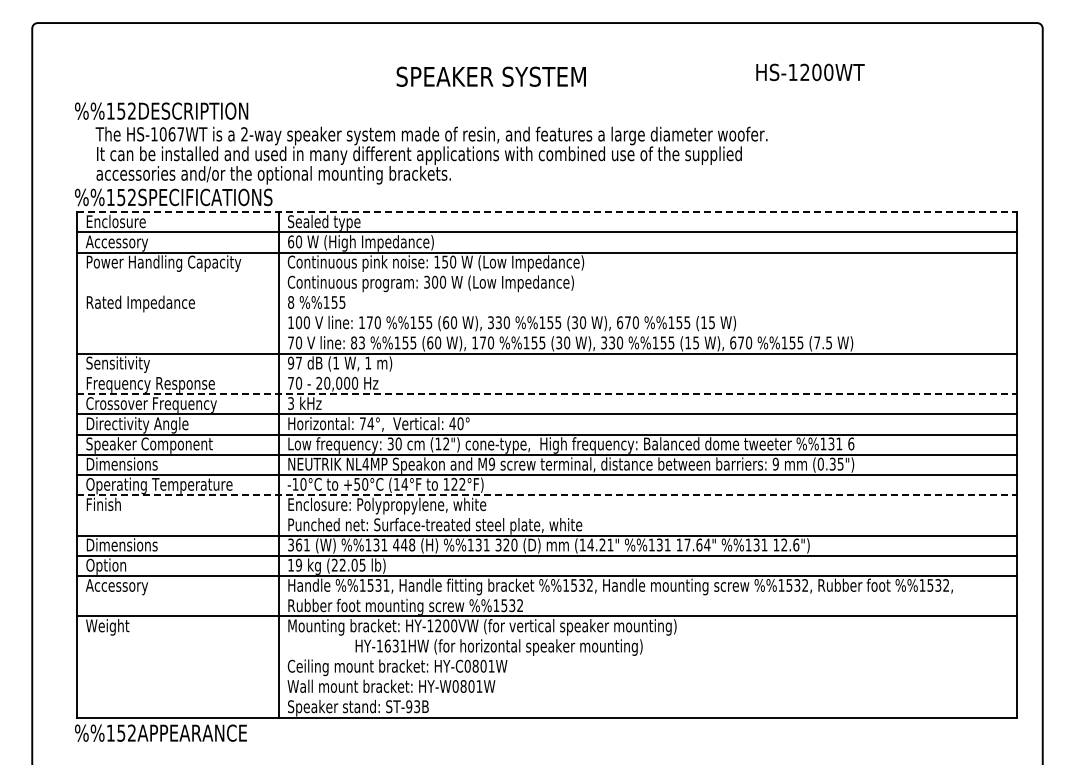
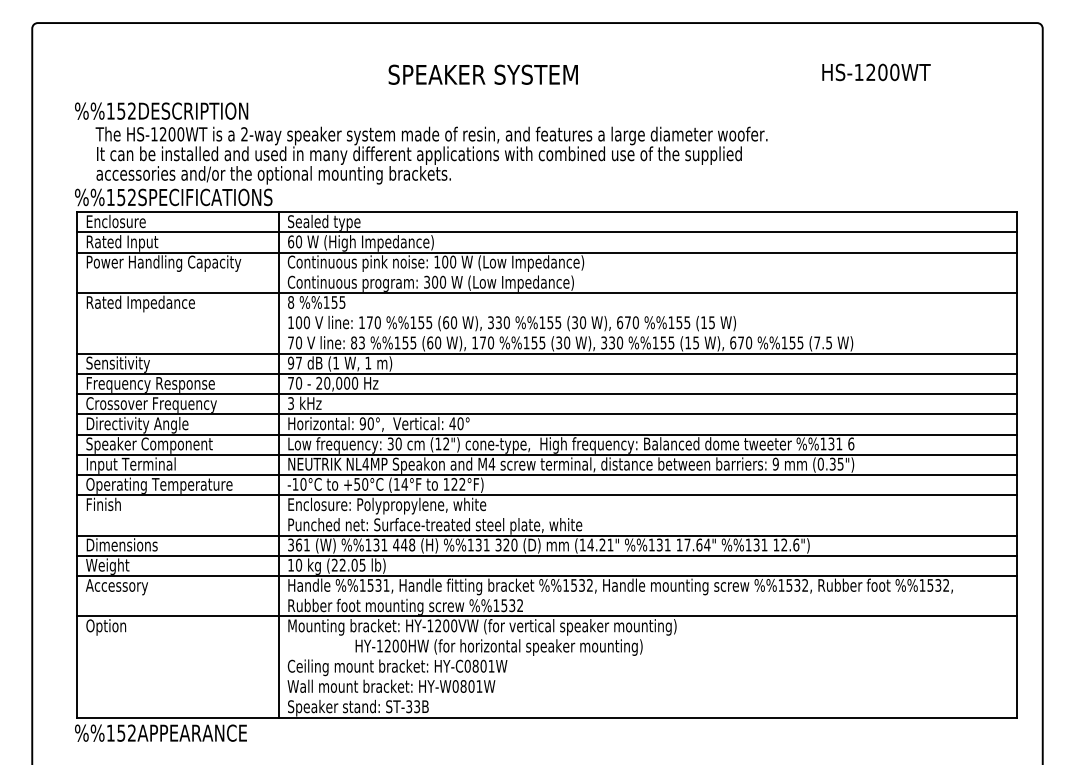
text position: (810, 72) -> (876, 72) (876, 72)
text position: (490, 76) -> (482, 74) (482, 74)
text: HS-1067WT -> HS-1200WT (171, 134)
line: dashed -> solid (547, 212)
text: Accessory -> Rated Input (121, 243)
text: 150 -> 100 (445, 261)
line: none -> present (547, 293)
line: none -> present (547, 373)
line: dashed -> solid (547, 394)
text: 74°, -> 90°, (366, 423)
text: M9 -> M4 (491, 463)
text: Dimensions -> Input Terminal (131, 465)
line: dashed -> solid (547, 495)
text: 19 -> 10 (298, 565)
text: Option -> Weight (107, 566)
text: Weight -> Option (107, 627)
text: HY-1631HW -> HY-1200HW (395, 645)
text: ST-93B -> ST-33B (409, 706)
